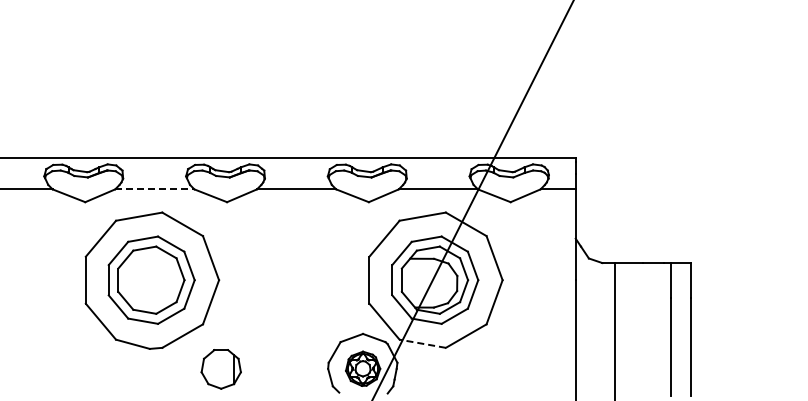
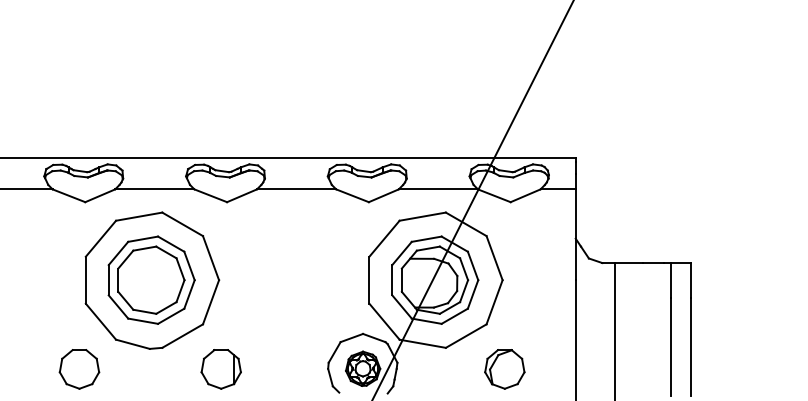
line: dashed -> solid (154, 189)
line: dashed -> solid (422, 343)
part: none -> present (79, 369)
part: none -> present (504, 369)
